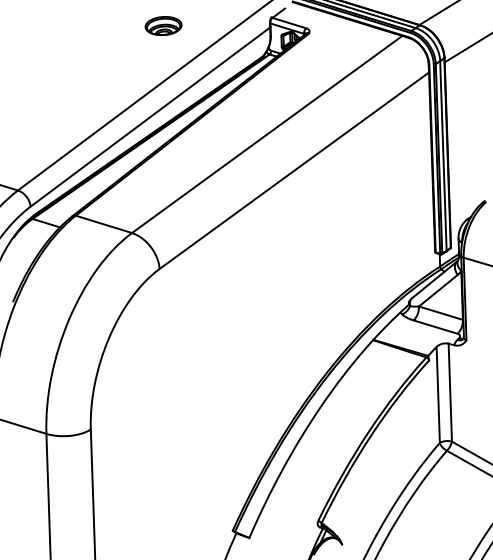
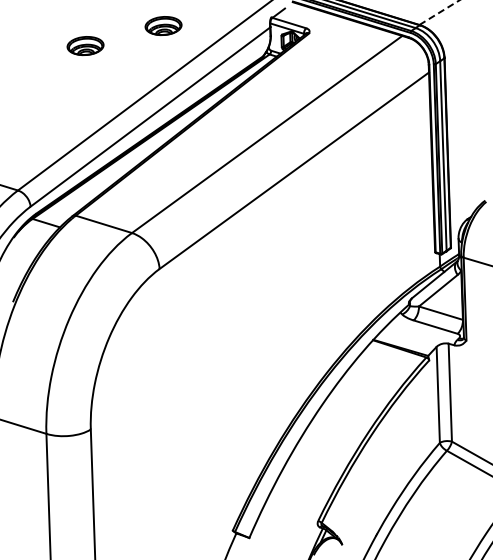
line: solid -> dashed (439, 12)
part: none -> present (85, 45)
line: present -> none (466, 48)
